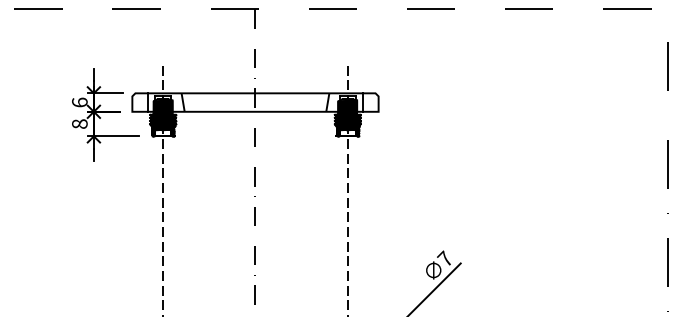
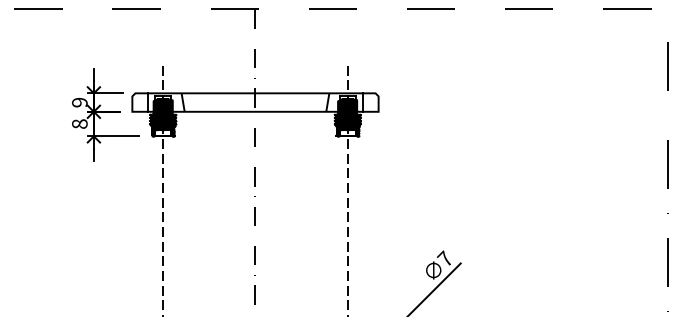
text: 6 -> 9 (79, 102)
